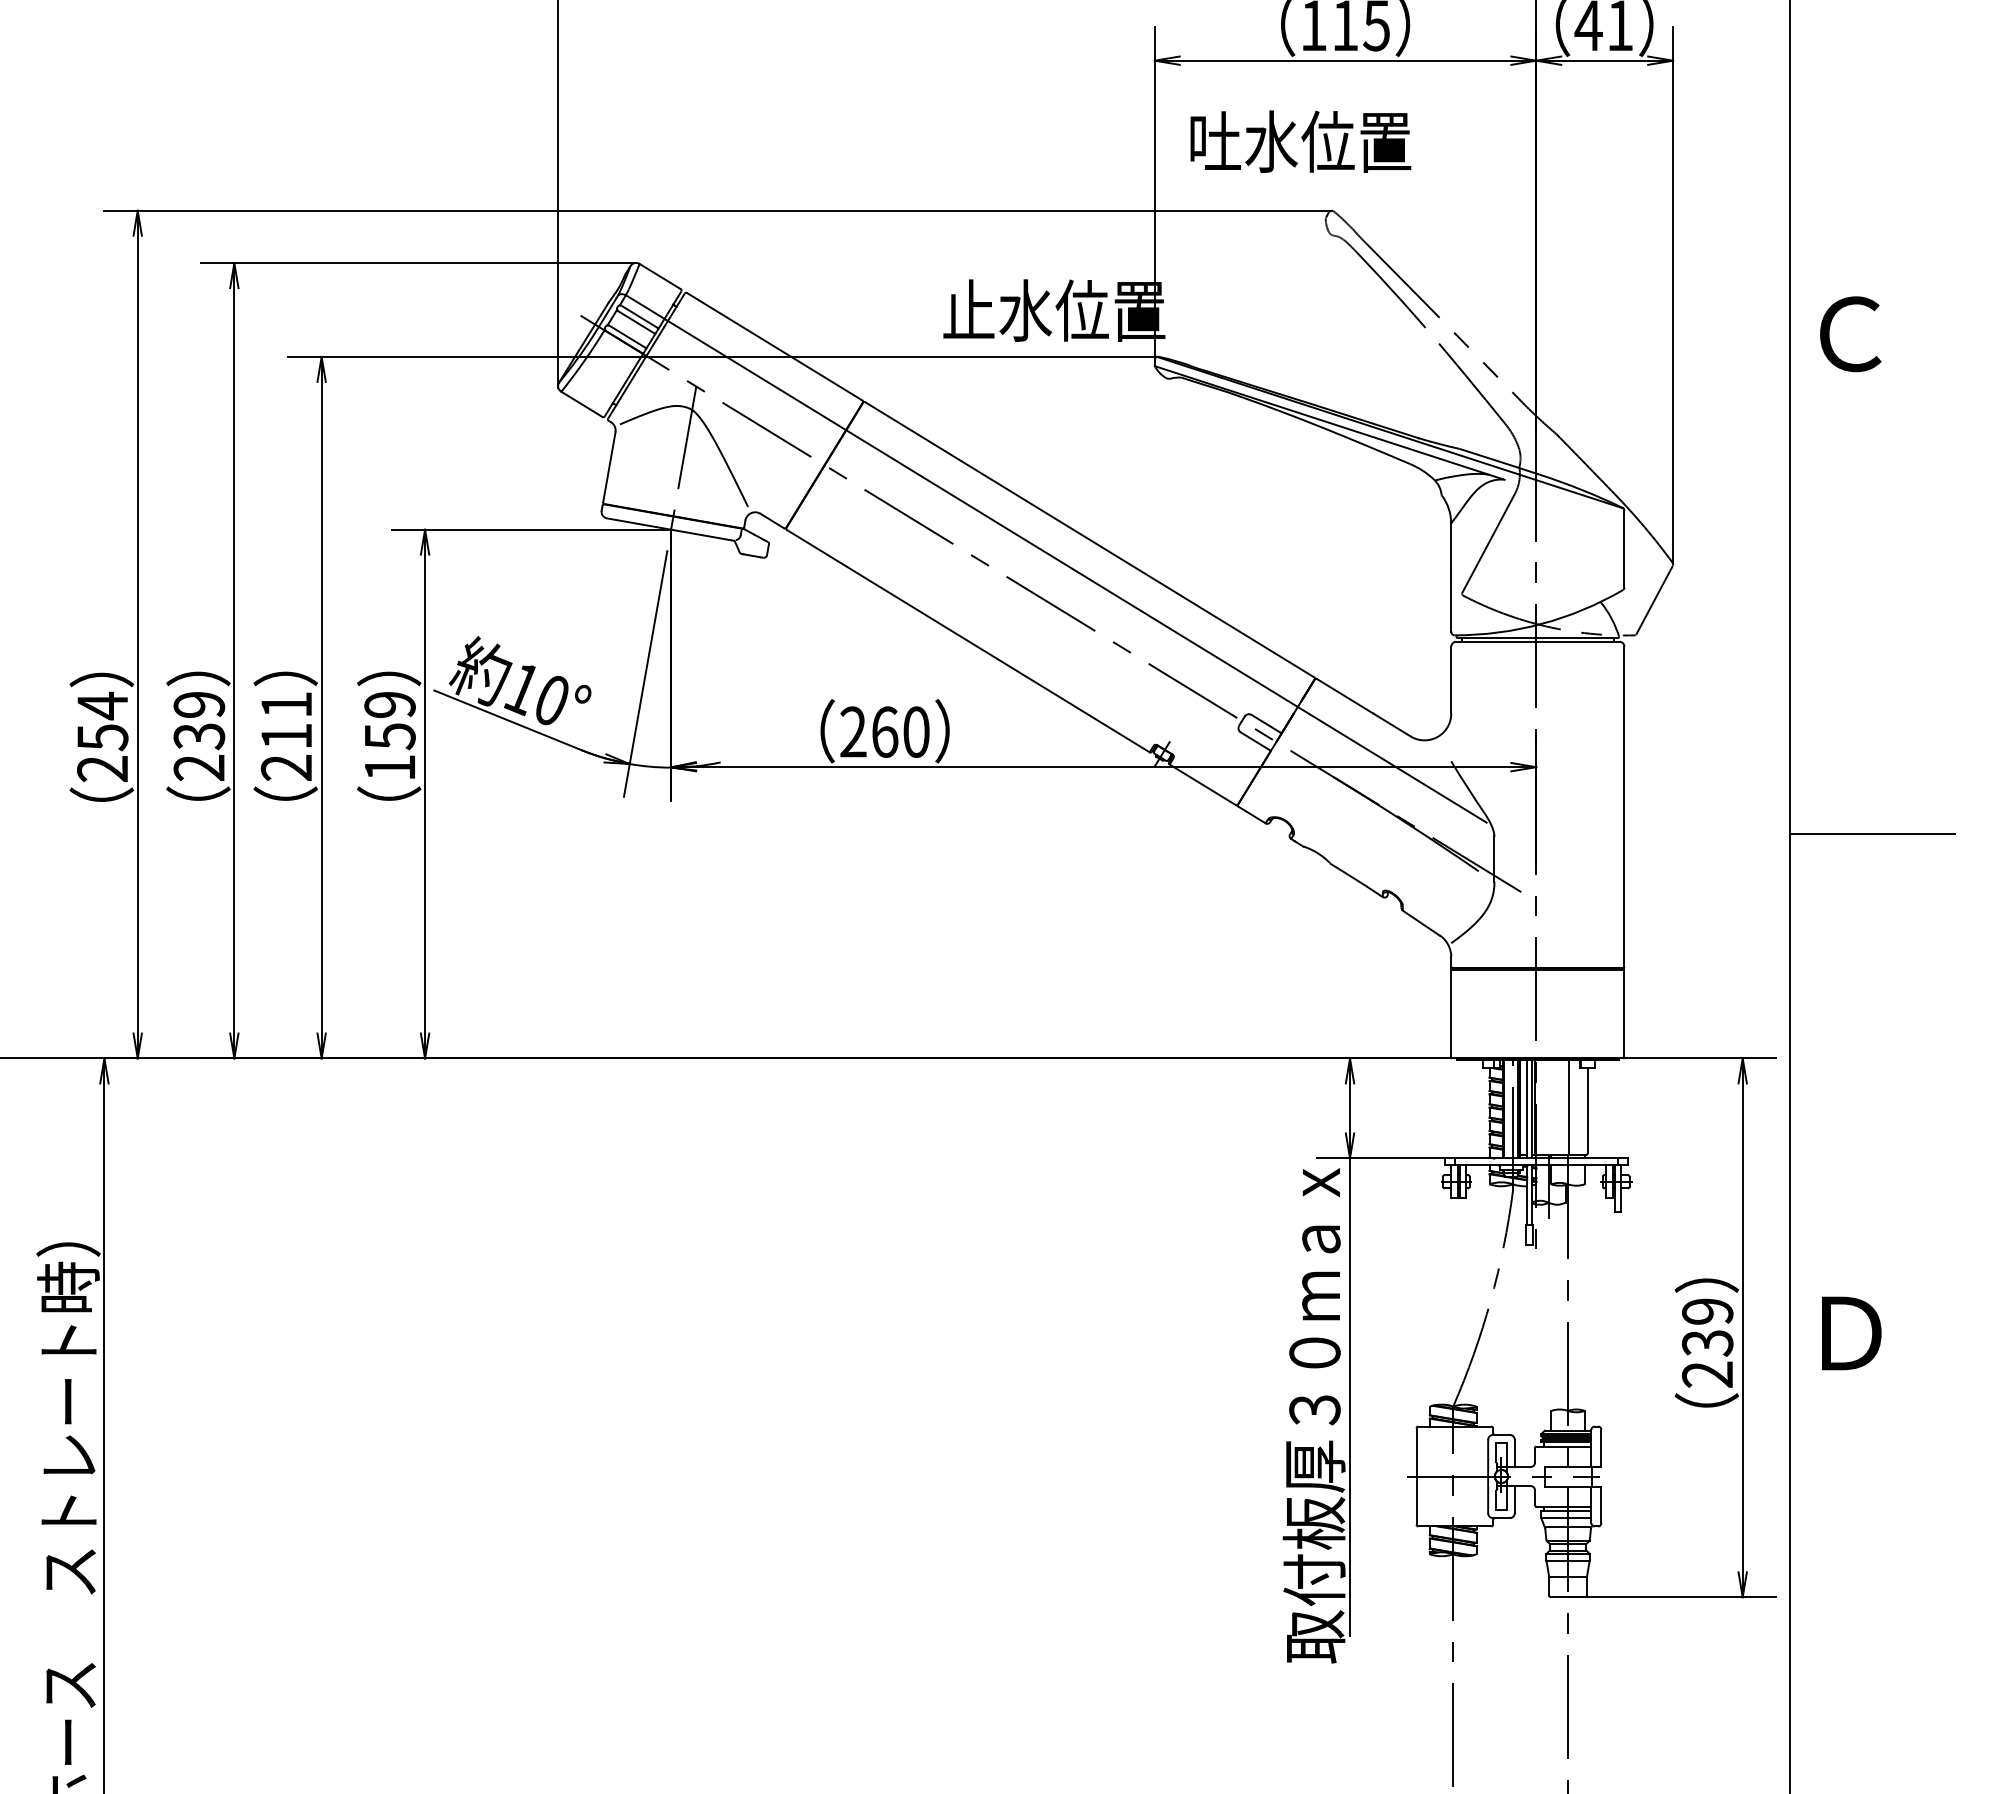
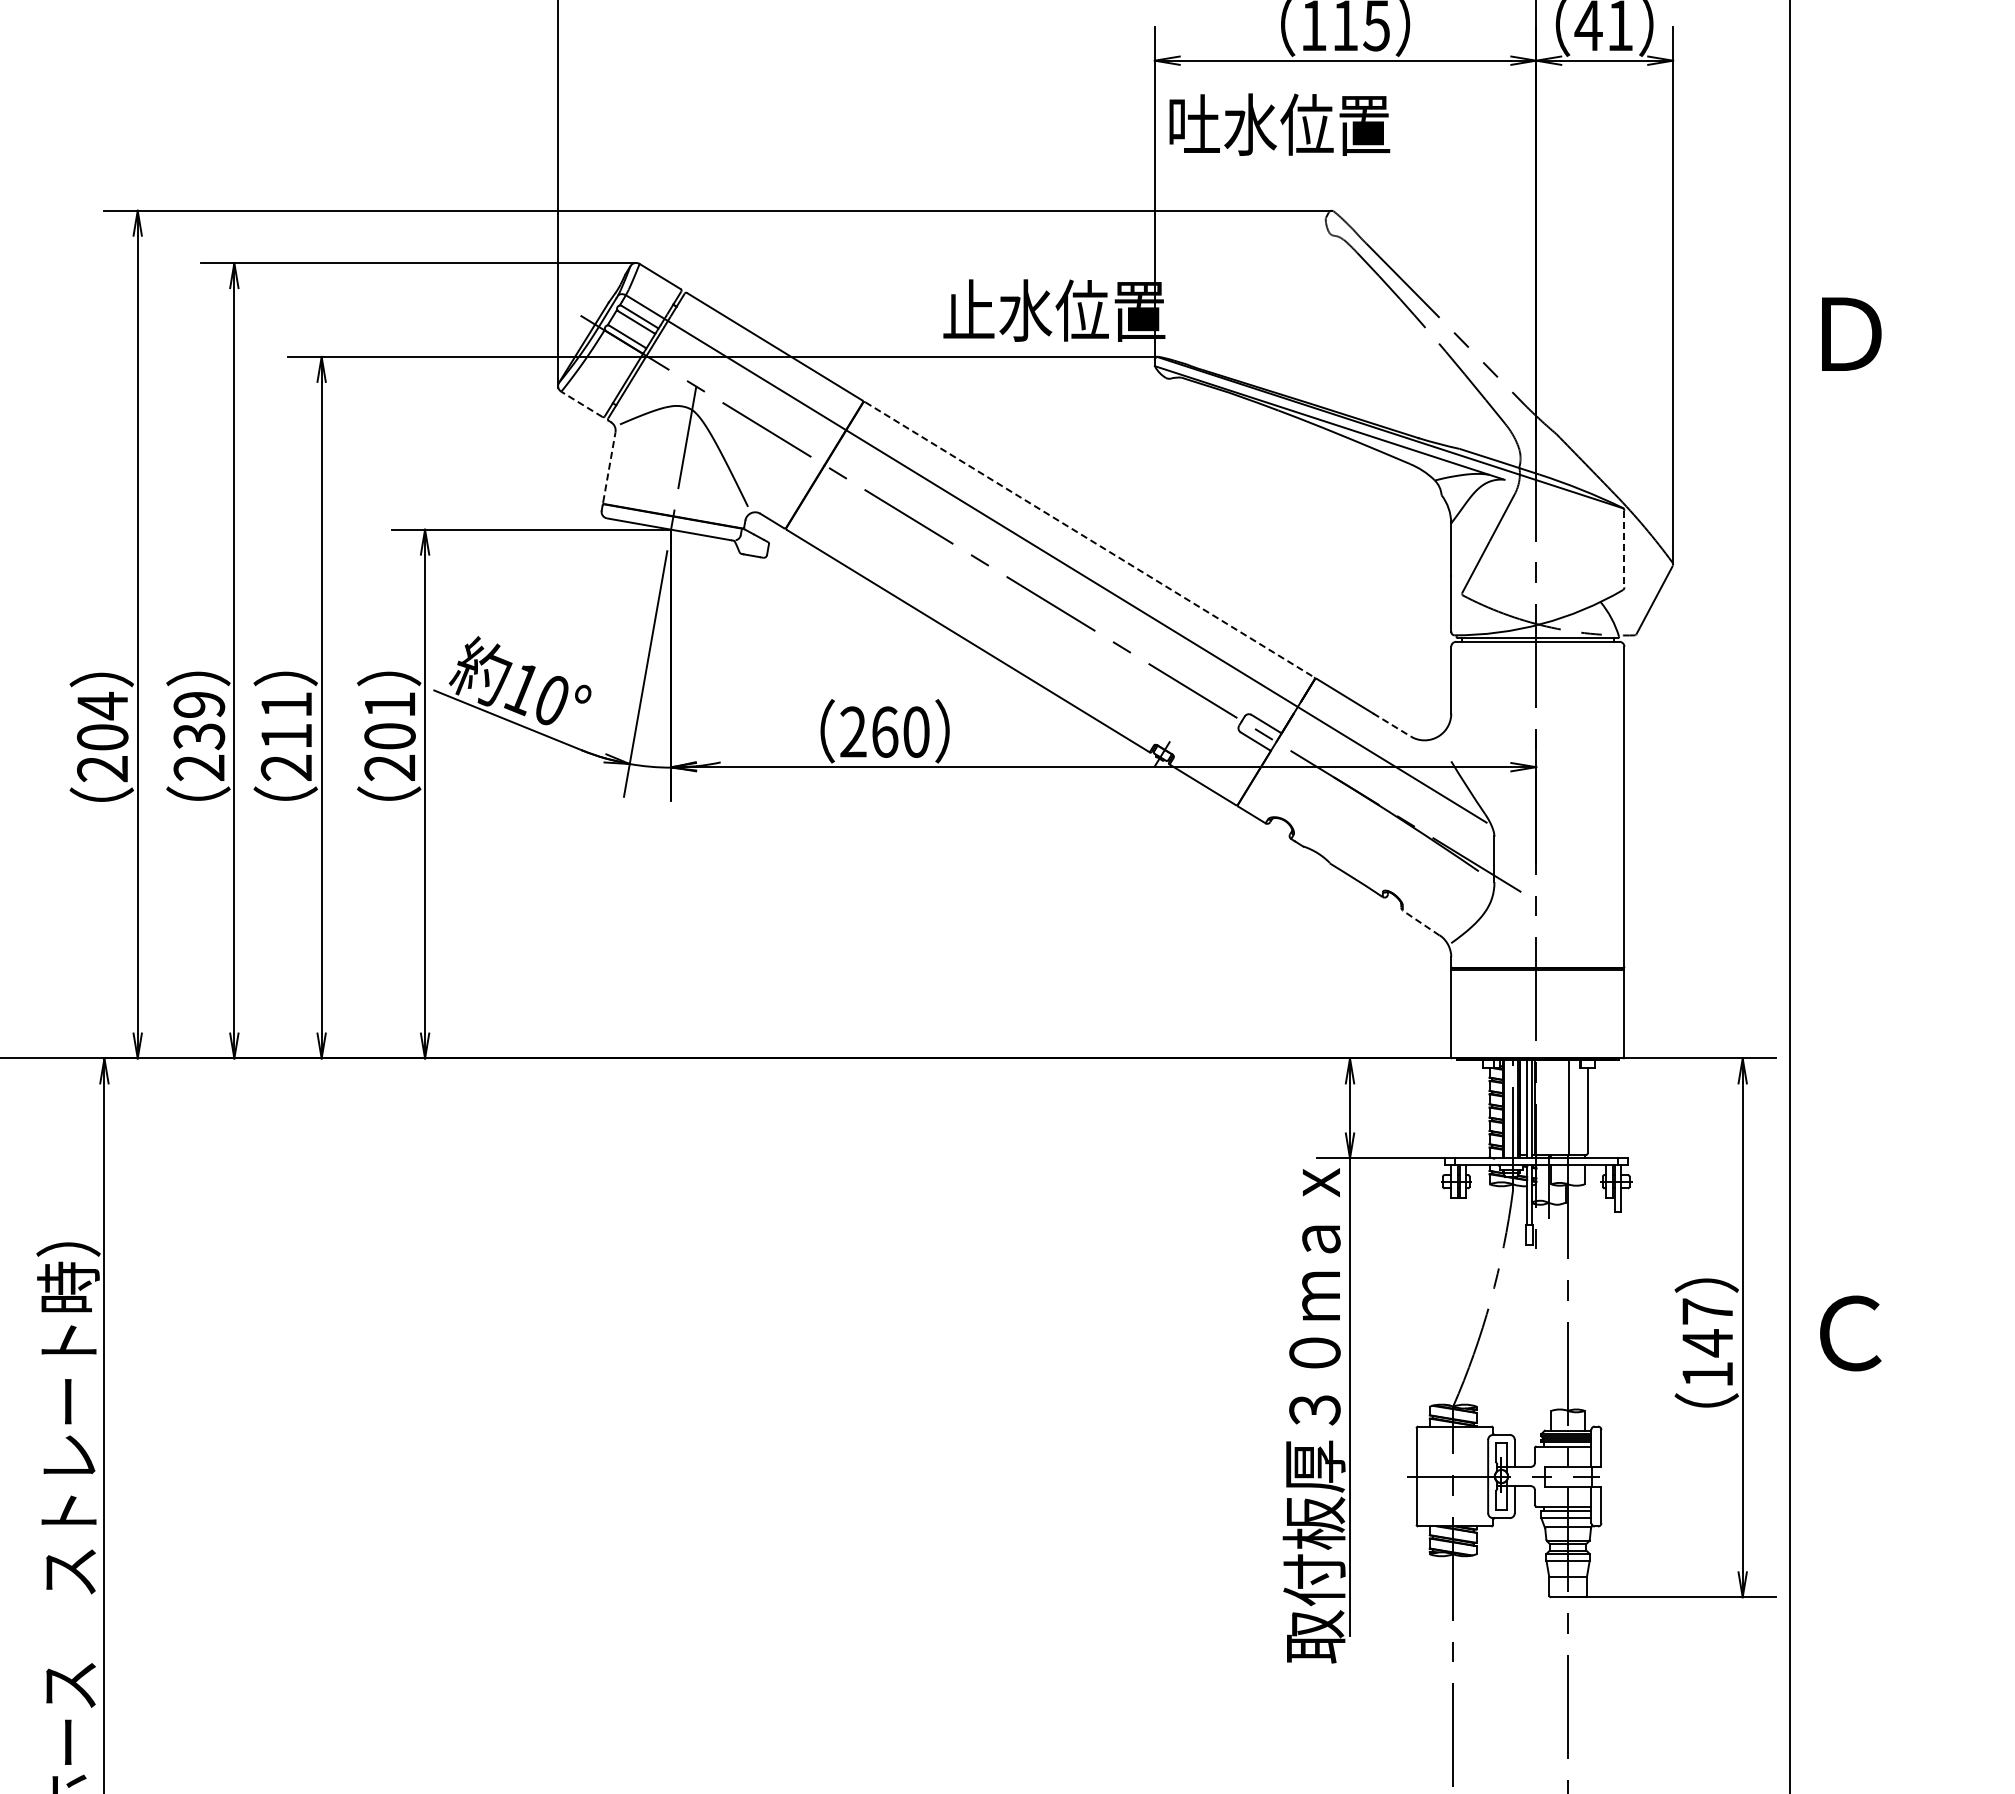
text position: (1300, 141) -> (1279, 124) (1279, 124)
text: Ｃ -> Ｄ (1850, 334)
line: solid -> dashed (581, 404)
line: solid -> dashed (609, 466)
line: solid -> dashed (1090, 540)
line: solid -> dashed (1624, 549)
line: solid -> dashed (1392, 725)
text: 159 -> 201 (389, 736)
text: 254 -> 204 (102, 737)
line: present -> none (1871, 834)
line: solid -> dashed (1420, 922)
text: Ｄ -> Ｃ (1850, 1333)
text: 239 -> 147 (1707, 1342)
